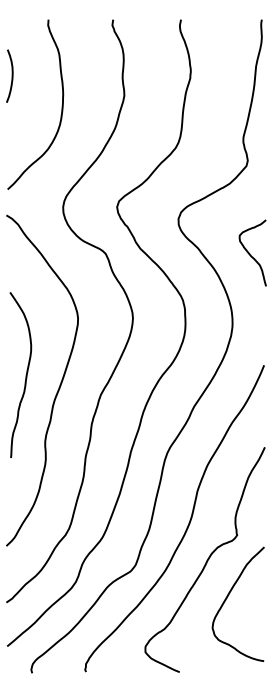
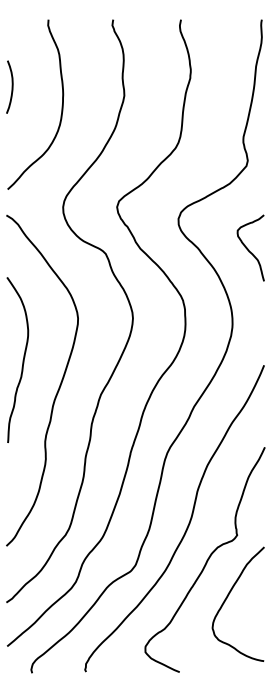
curve position: (11, 75) -> (11, 86) (11, 86)
curve position: (250, 253) -> (248, 248) (248, 248)
curve position: (25, 375) -> (22, 360) (22, 360)
